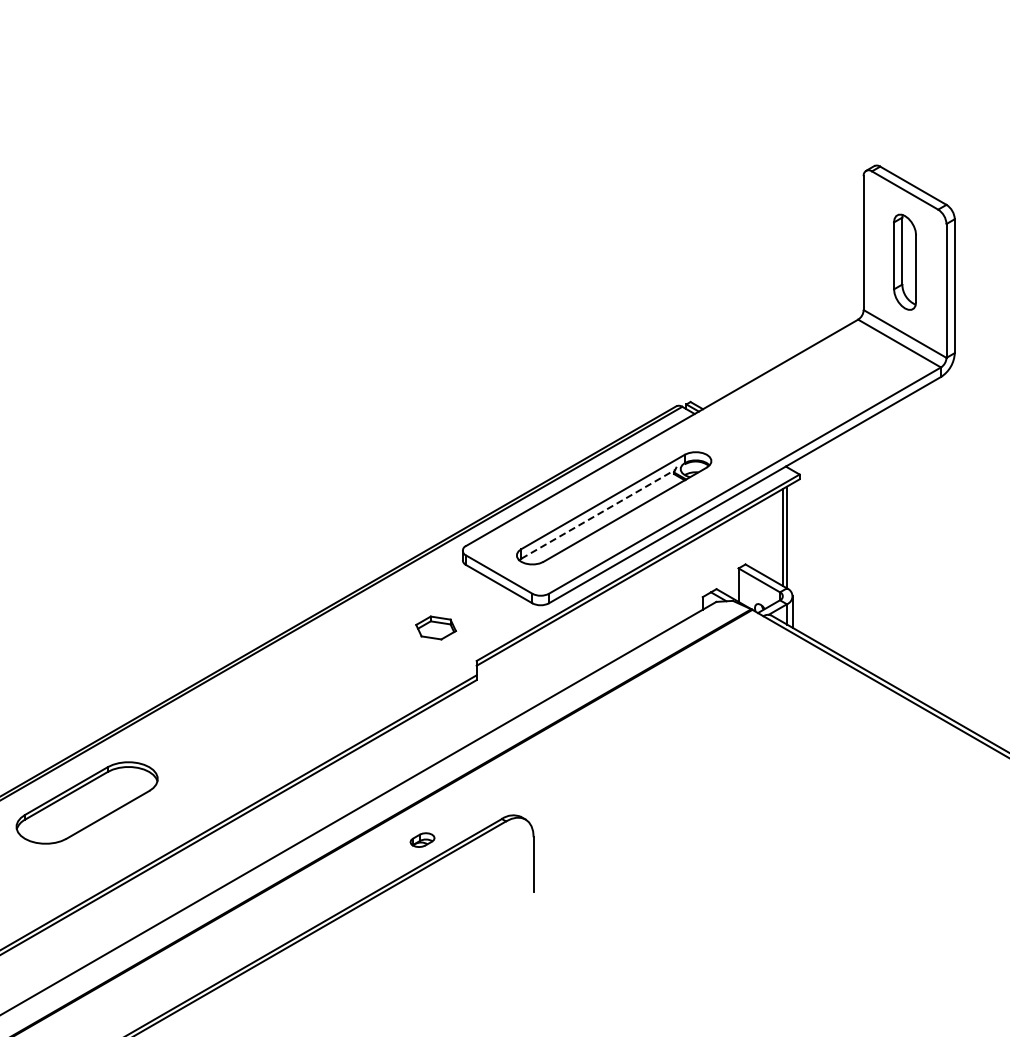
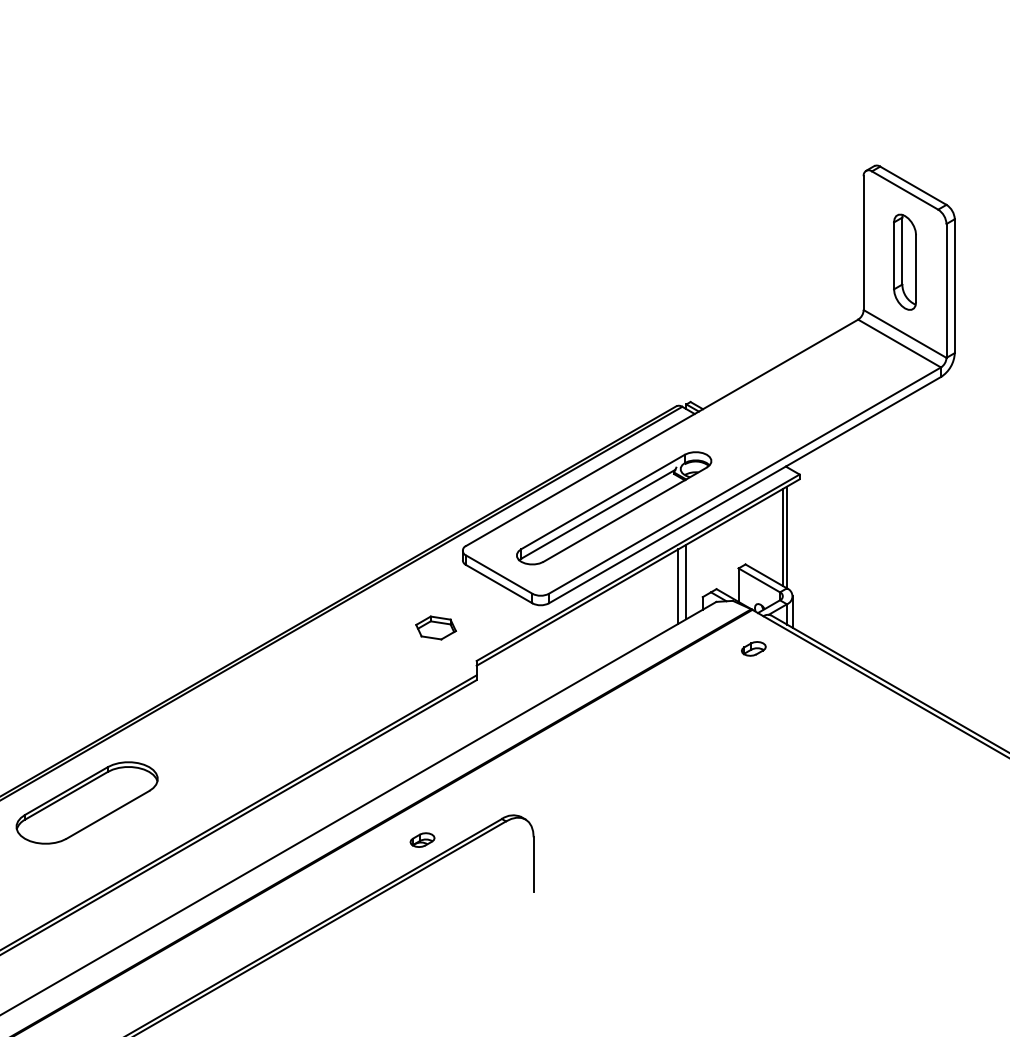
line: dashed -> solid (598, 514)
line: none -> present (686, 581)
line: none -> present (678, 586)
part: none -> present (753, 648)
